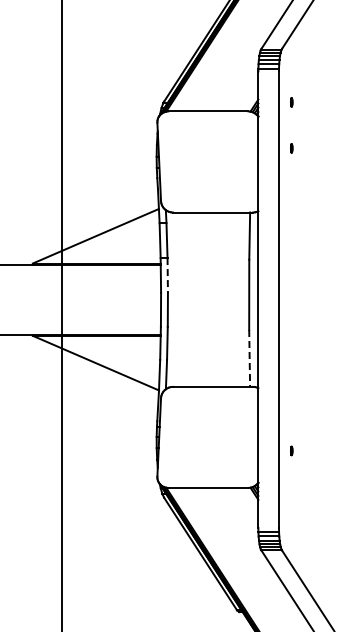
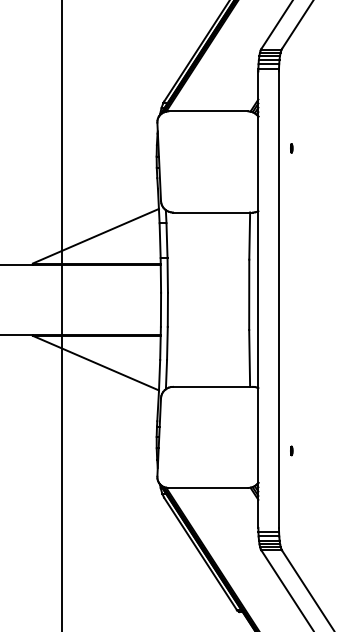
part: present -> none (291, 102)
line: dashed -> solid (167, 275)
line: dashed -> solid (249, 358)
